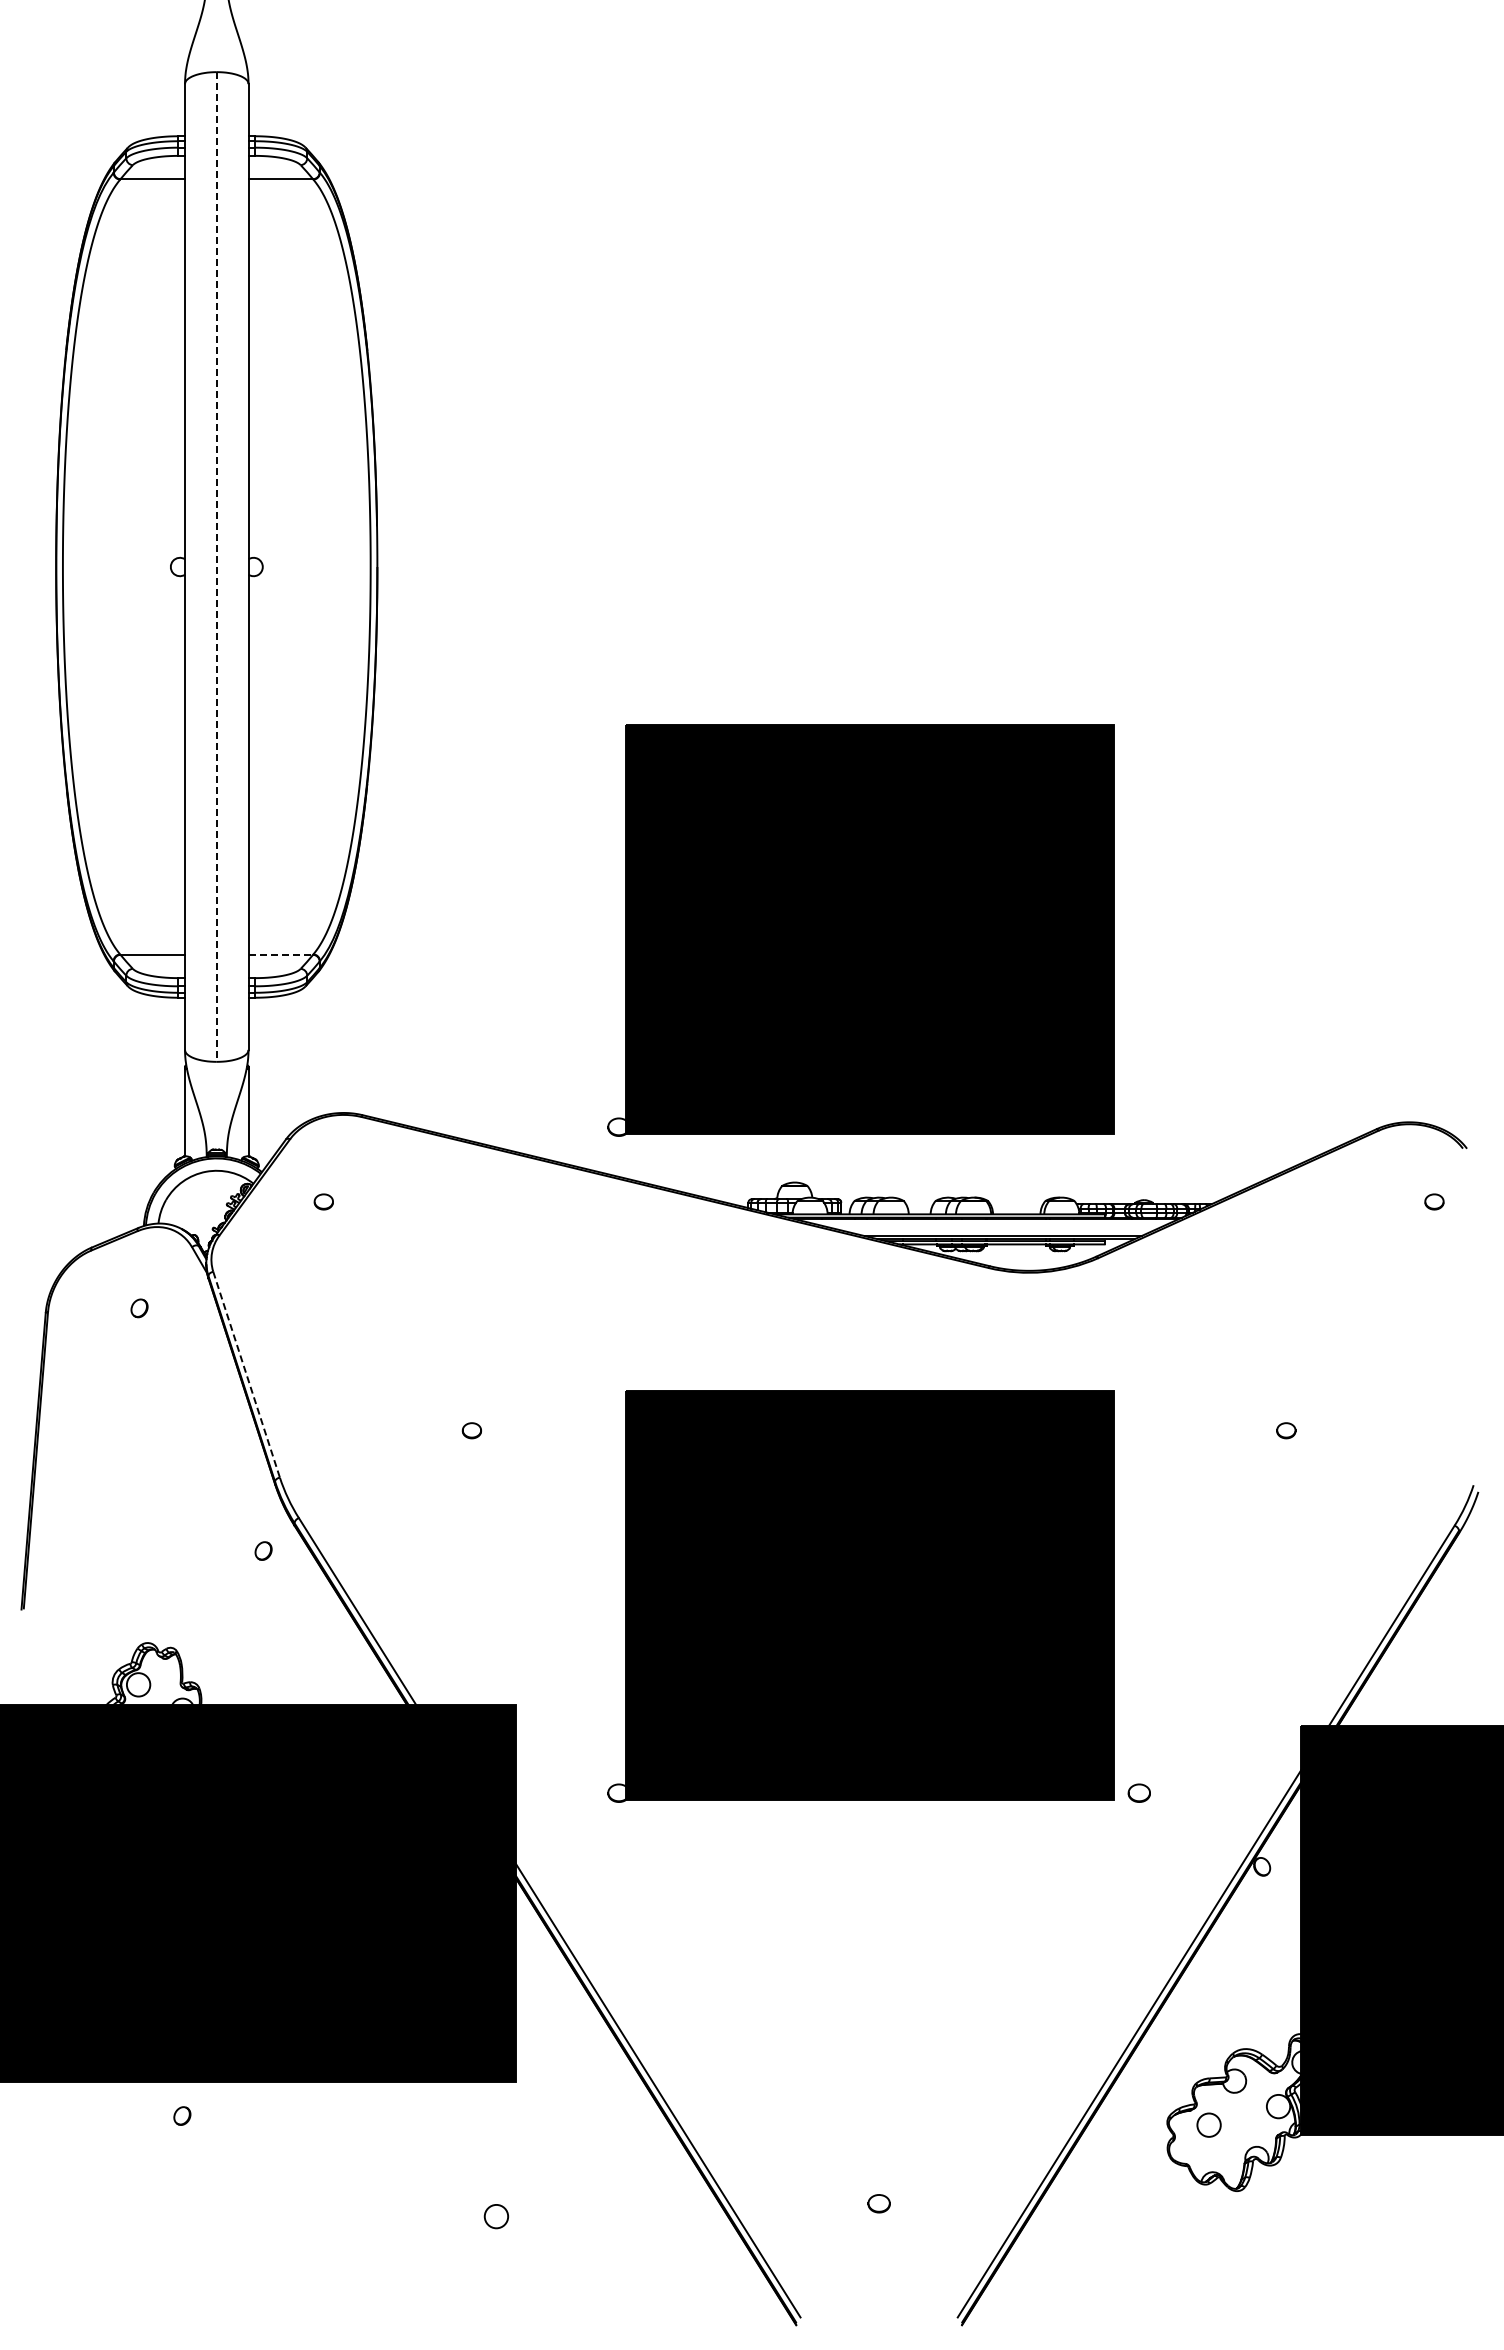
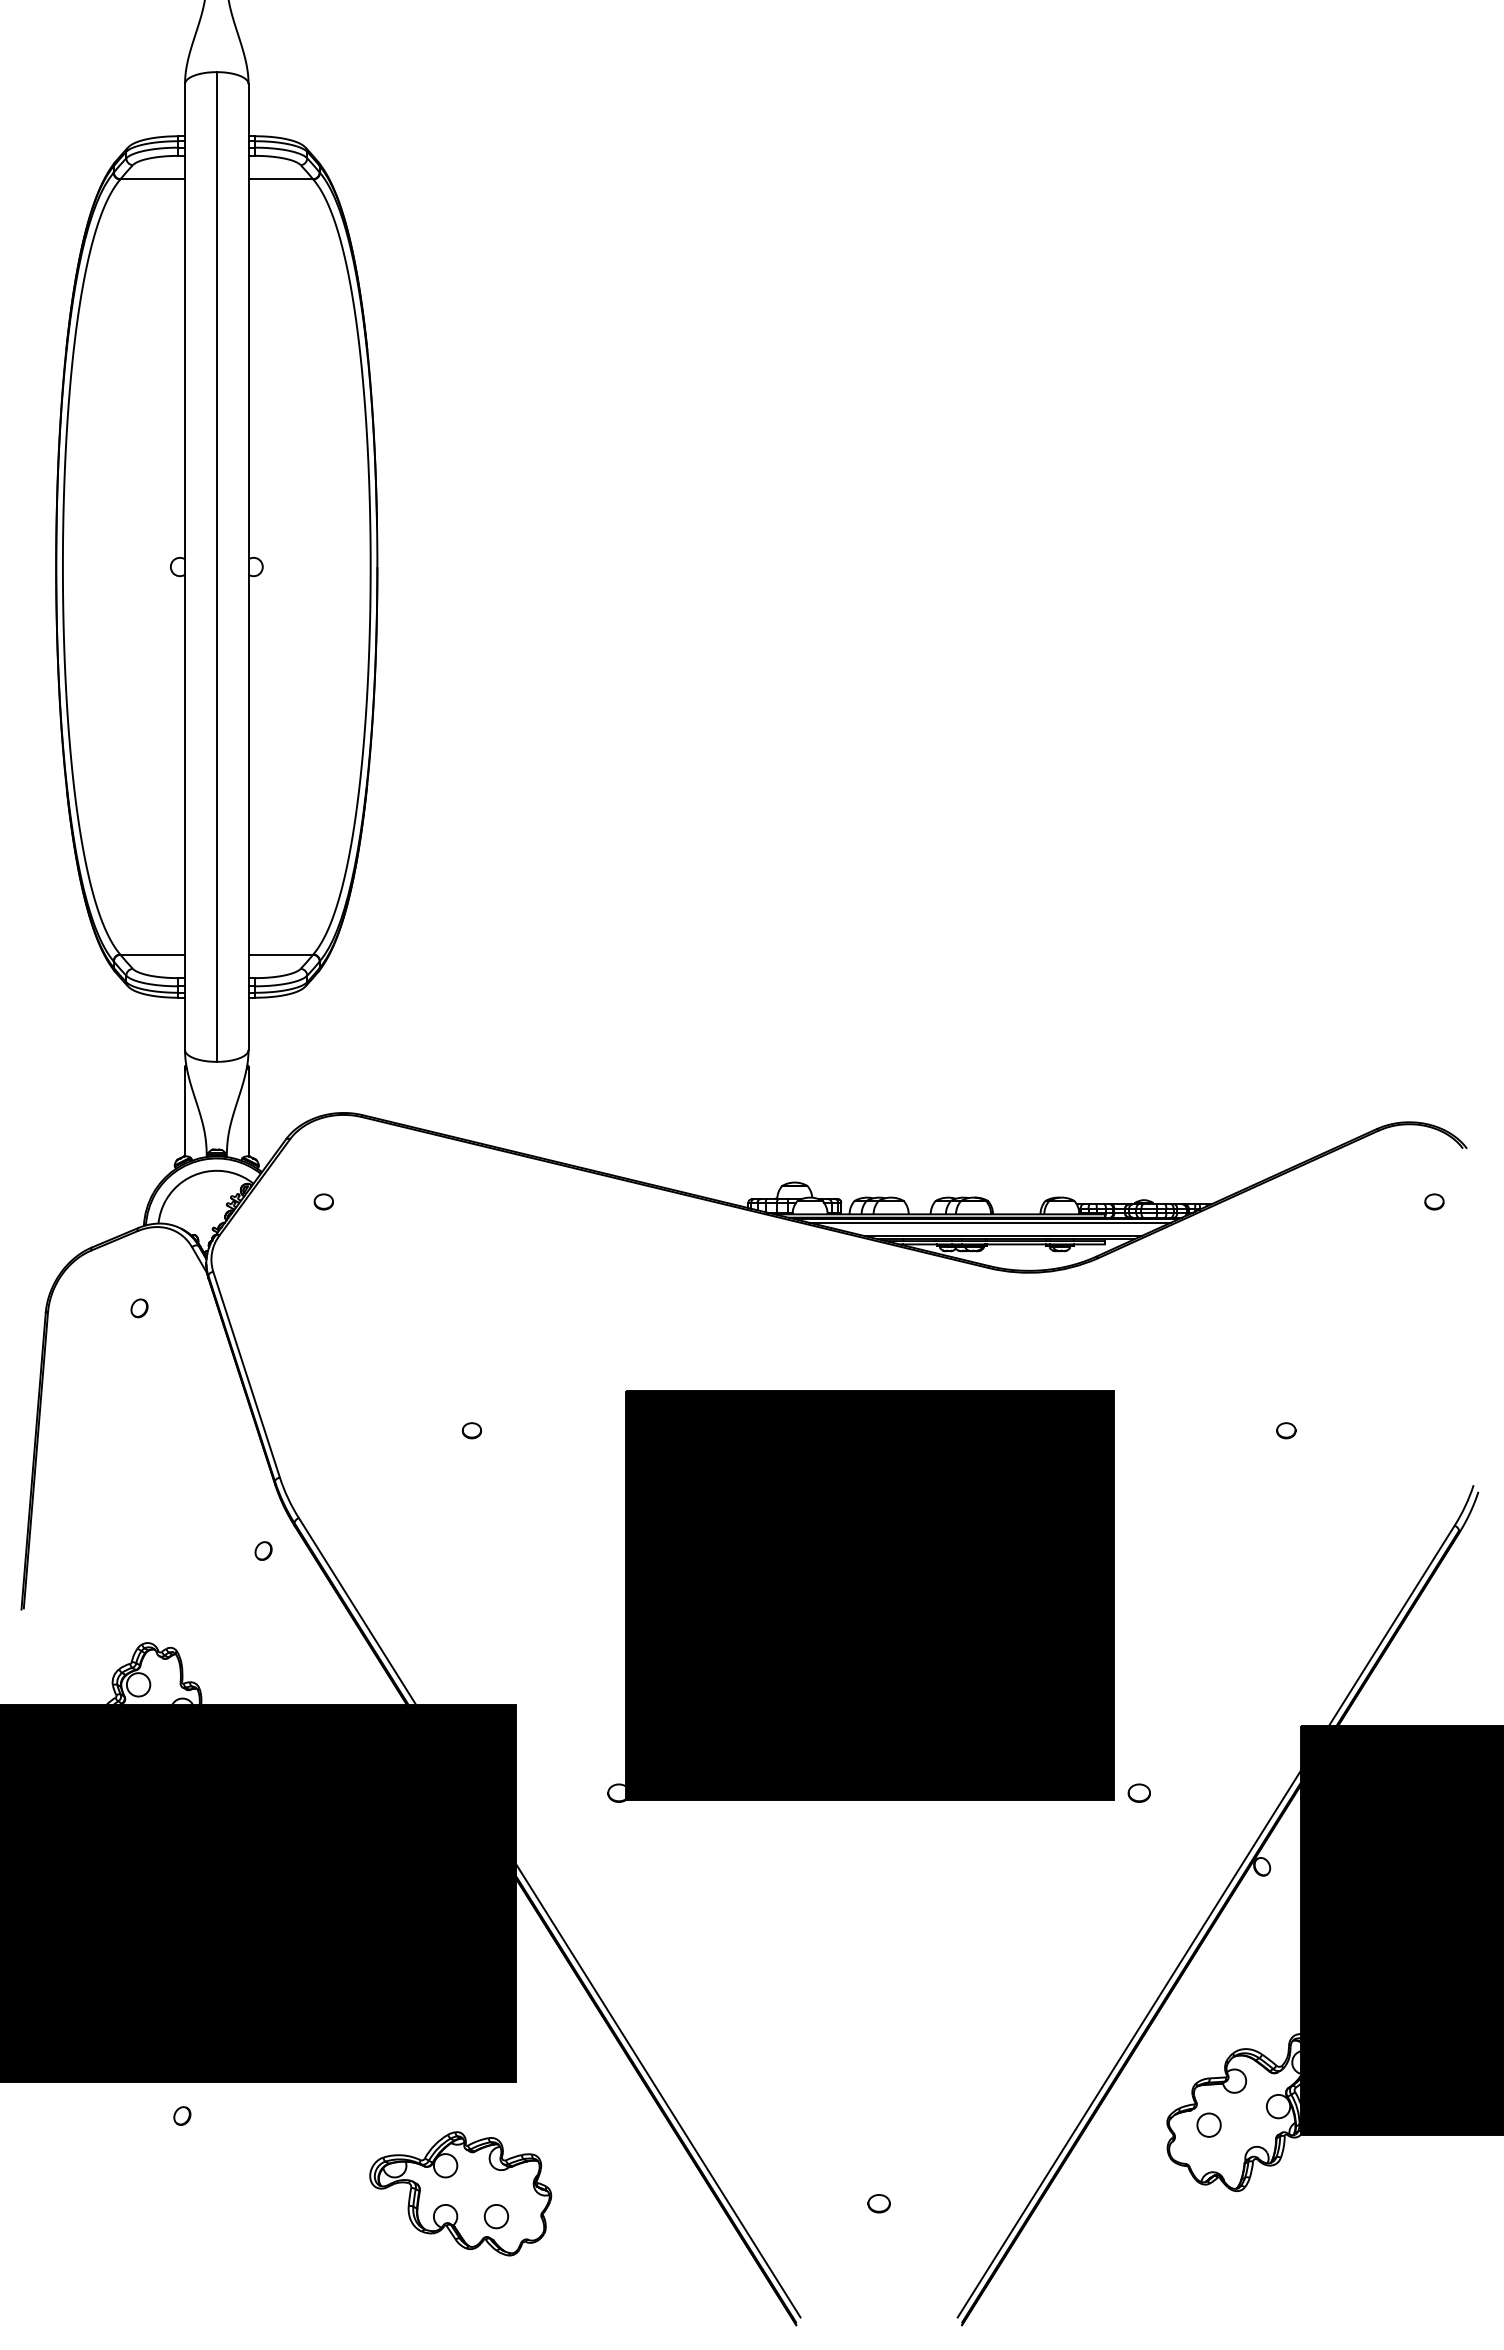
line: dashed -> solid (216, 567)
part: present -> none (860, 930)
line: dashed -> solid (281, 954)
line: none -> present (990, 1222)
line: dashed -> solid (246, 1375)
part: none -> present (460, 2193)
